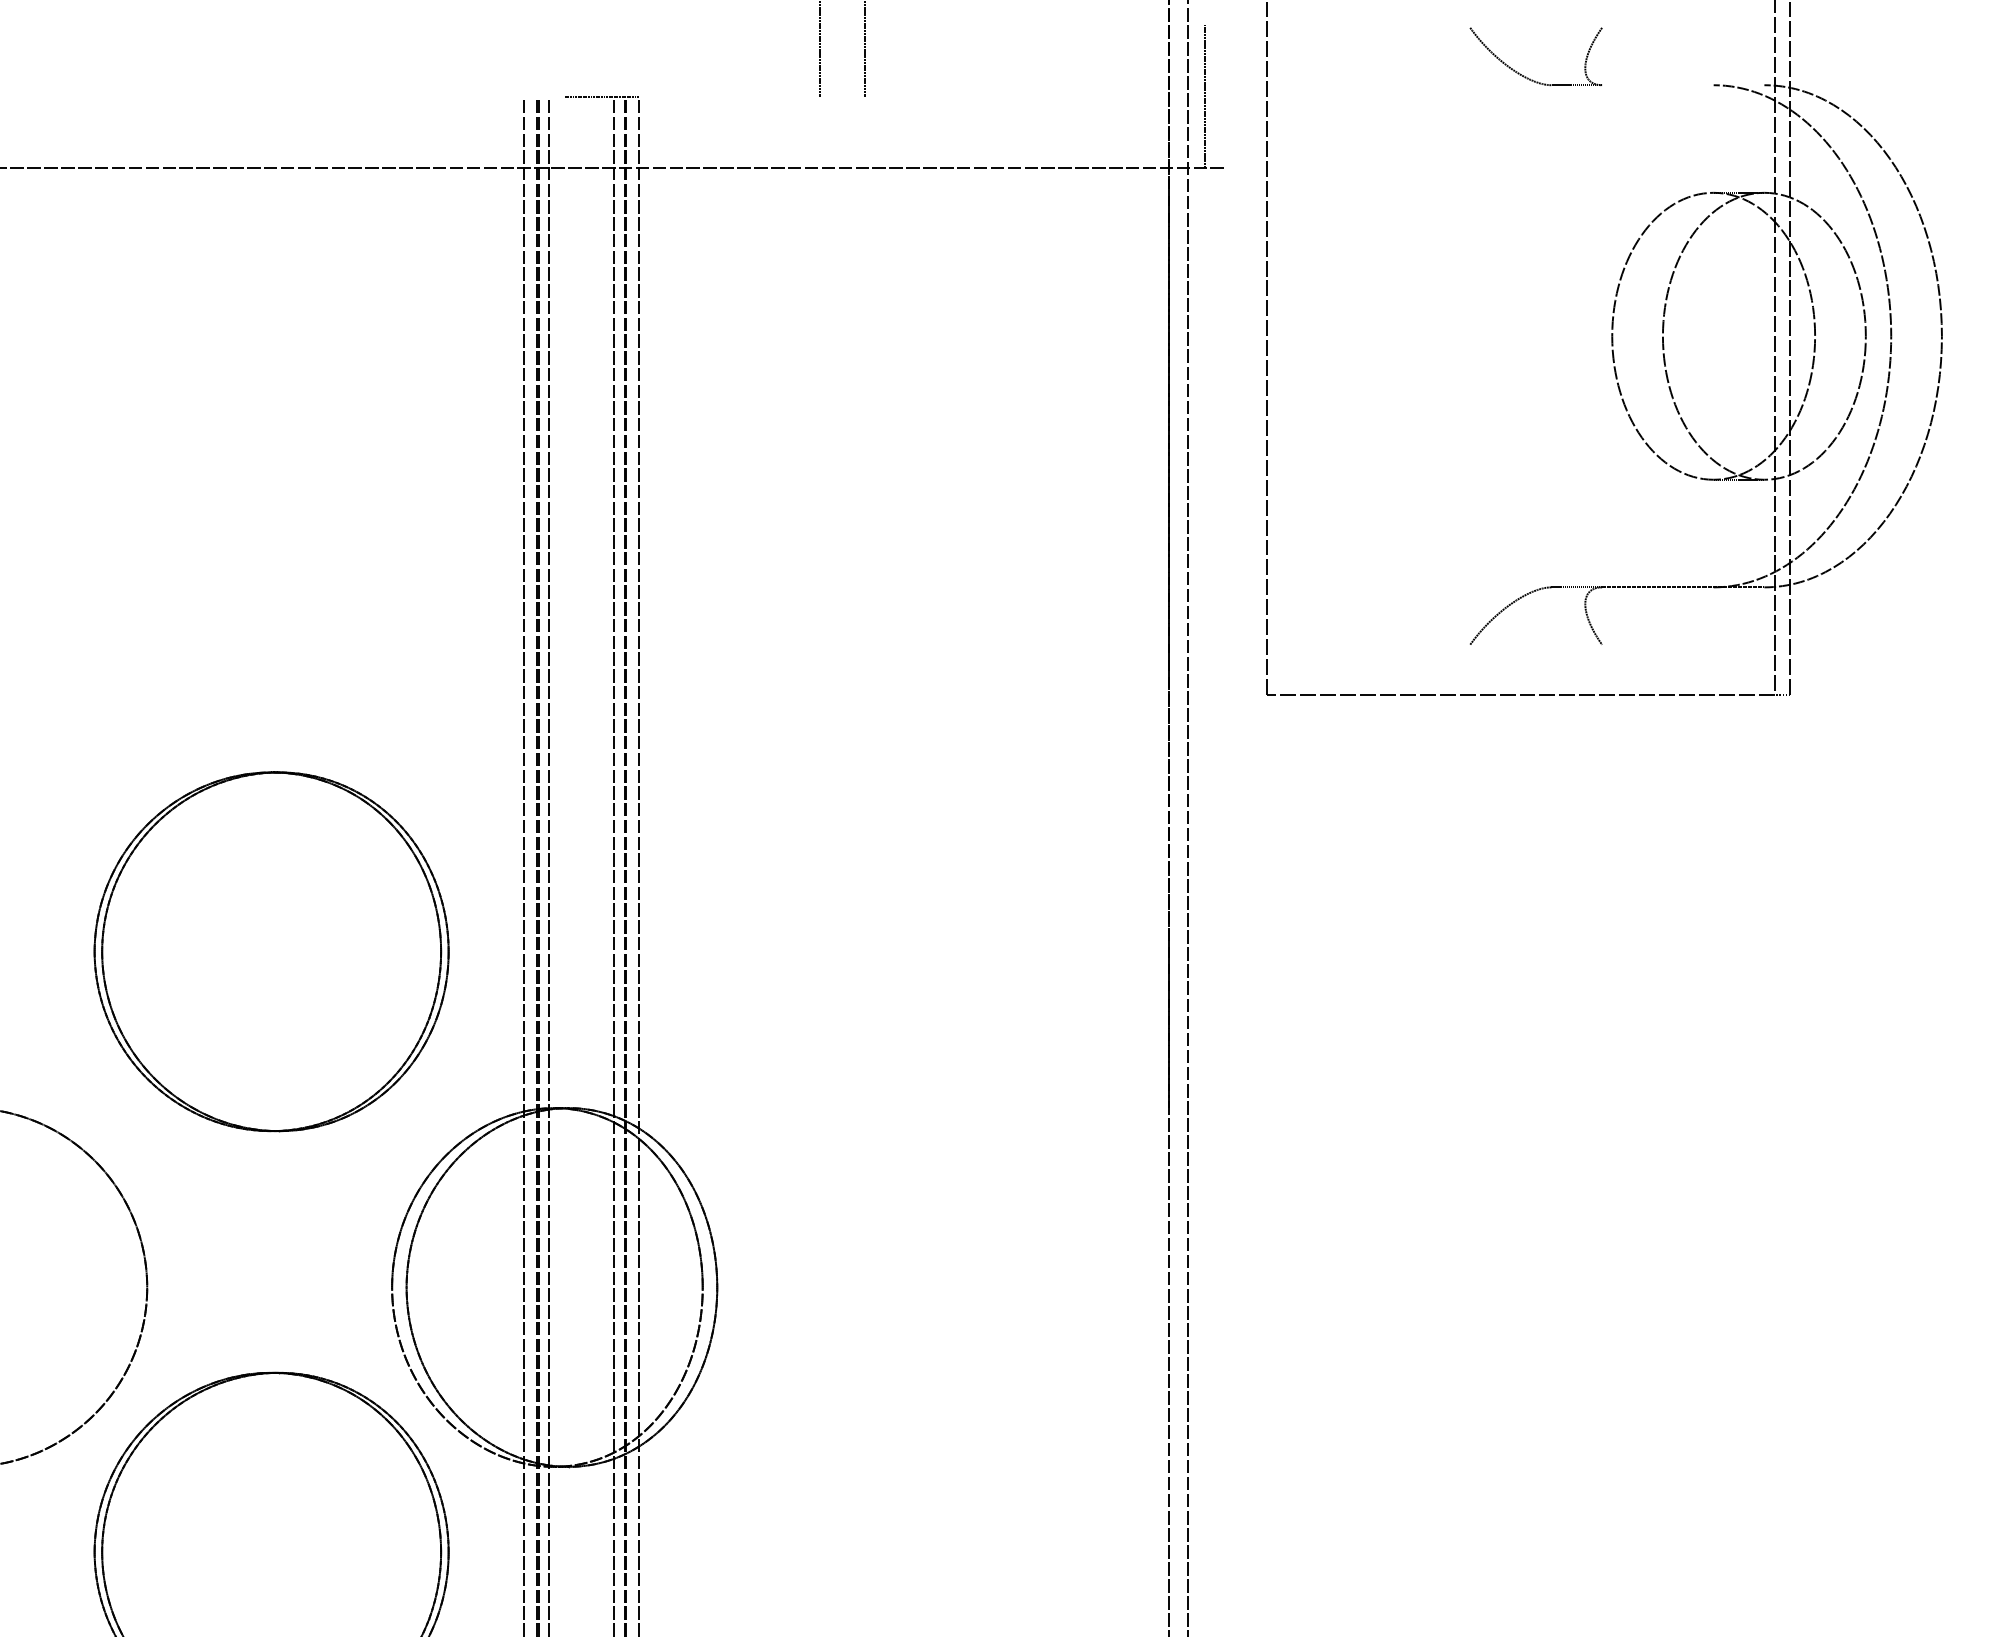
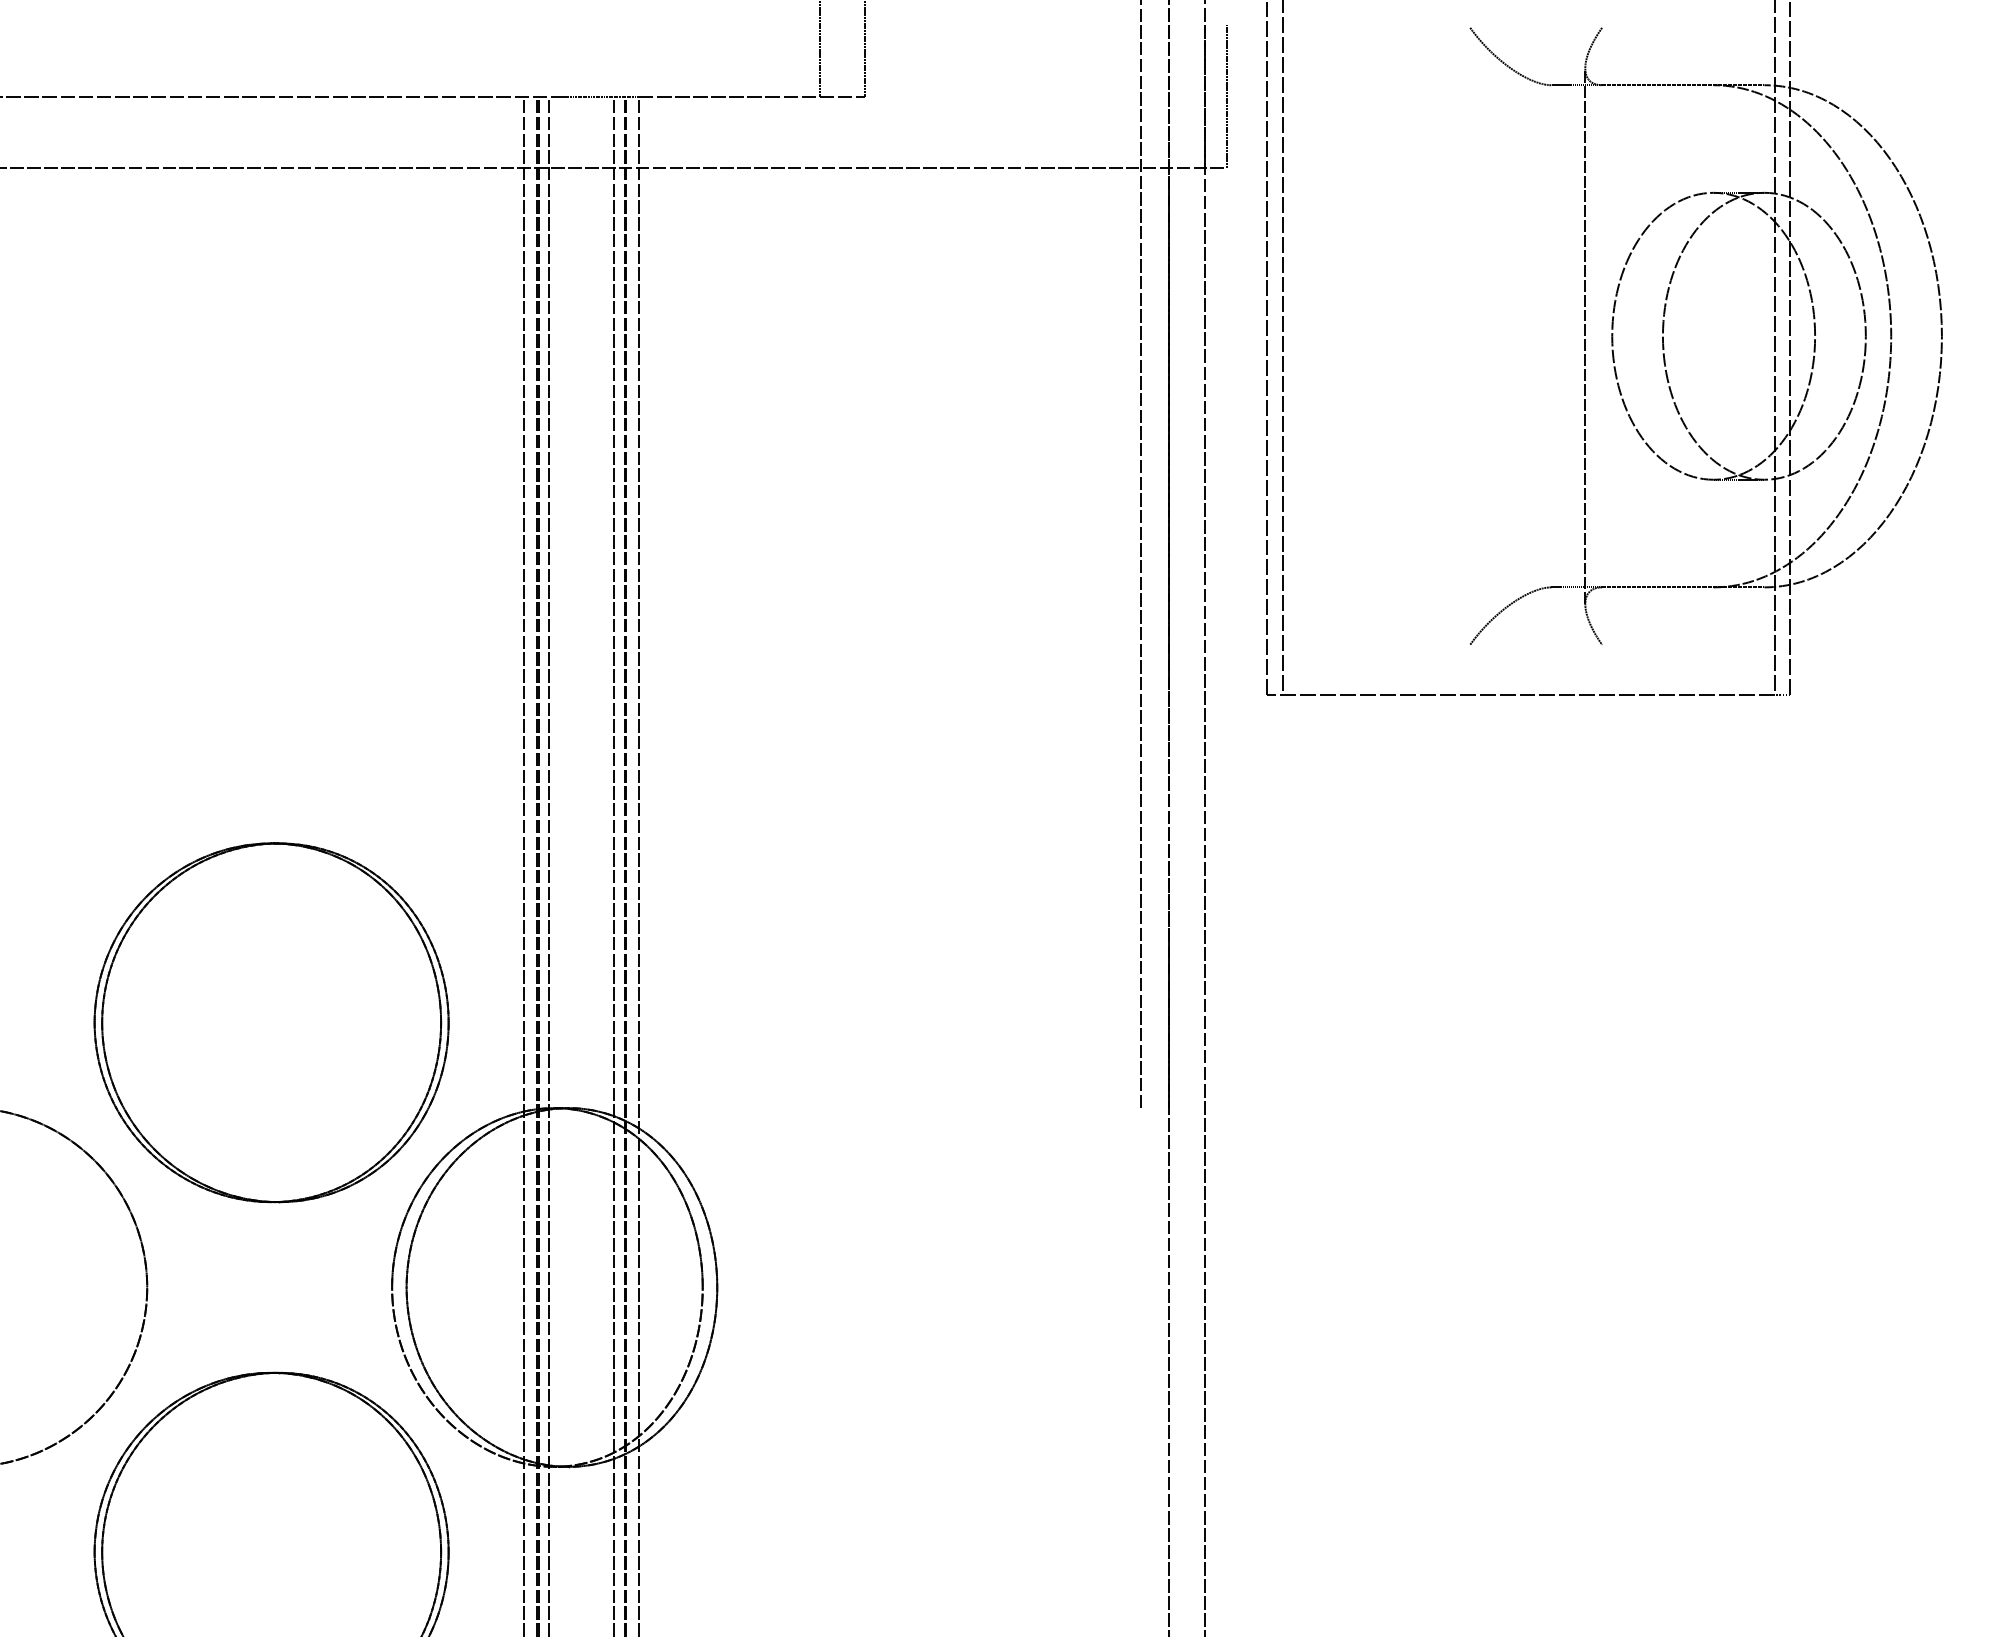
line: none -> present (1683, 85)
line: none -> present (283, 96)
line: none -> present (751, 96)
line: none -> present (1226, 96)
line: none -> present (1585, 336)
line: none -> present (1282, 348)
line: none -> present (1140, 555)
line position: (1188, 817) -> (1205, 817) (1205, 817)
part position: (271, 951) -> (271, 1022) (271, 1022)
